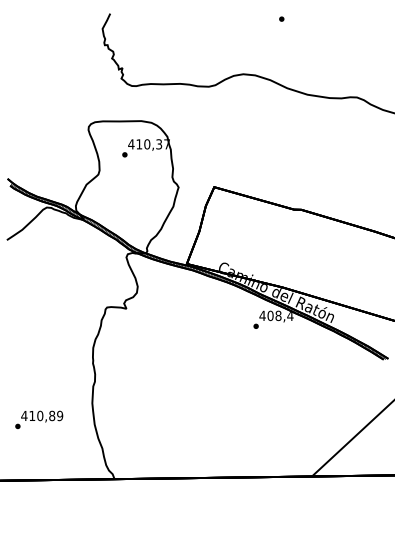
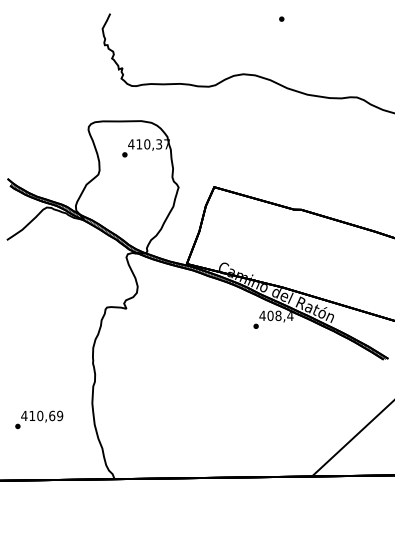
text: 410,89 -> 410,69 (52, 415)
